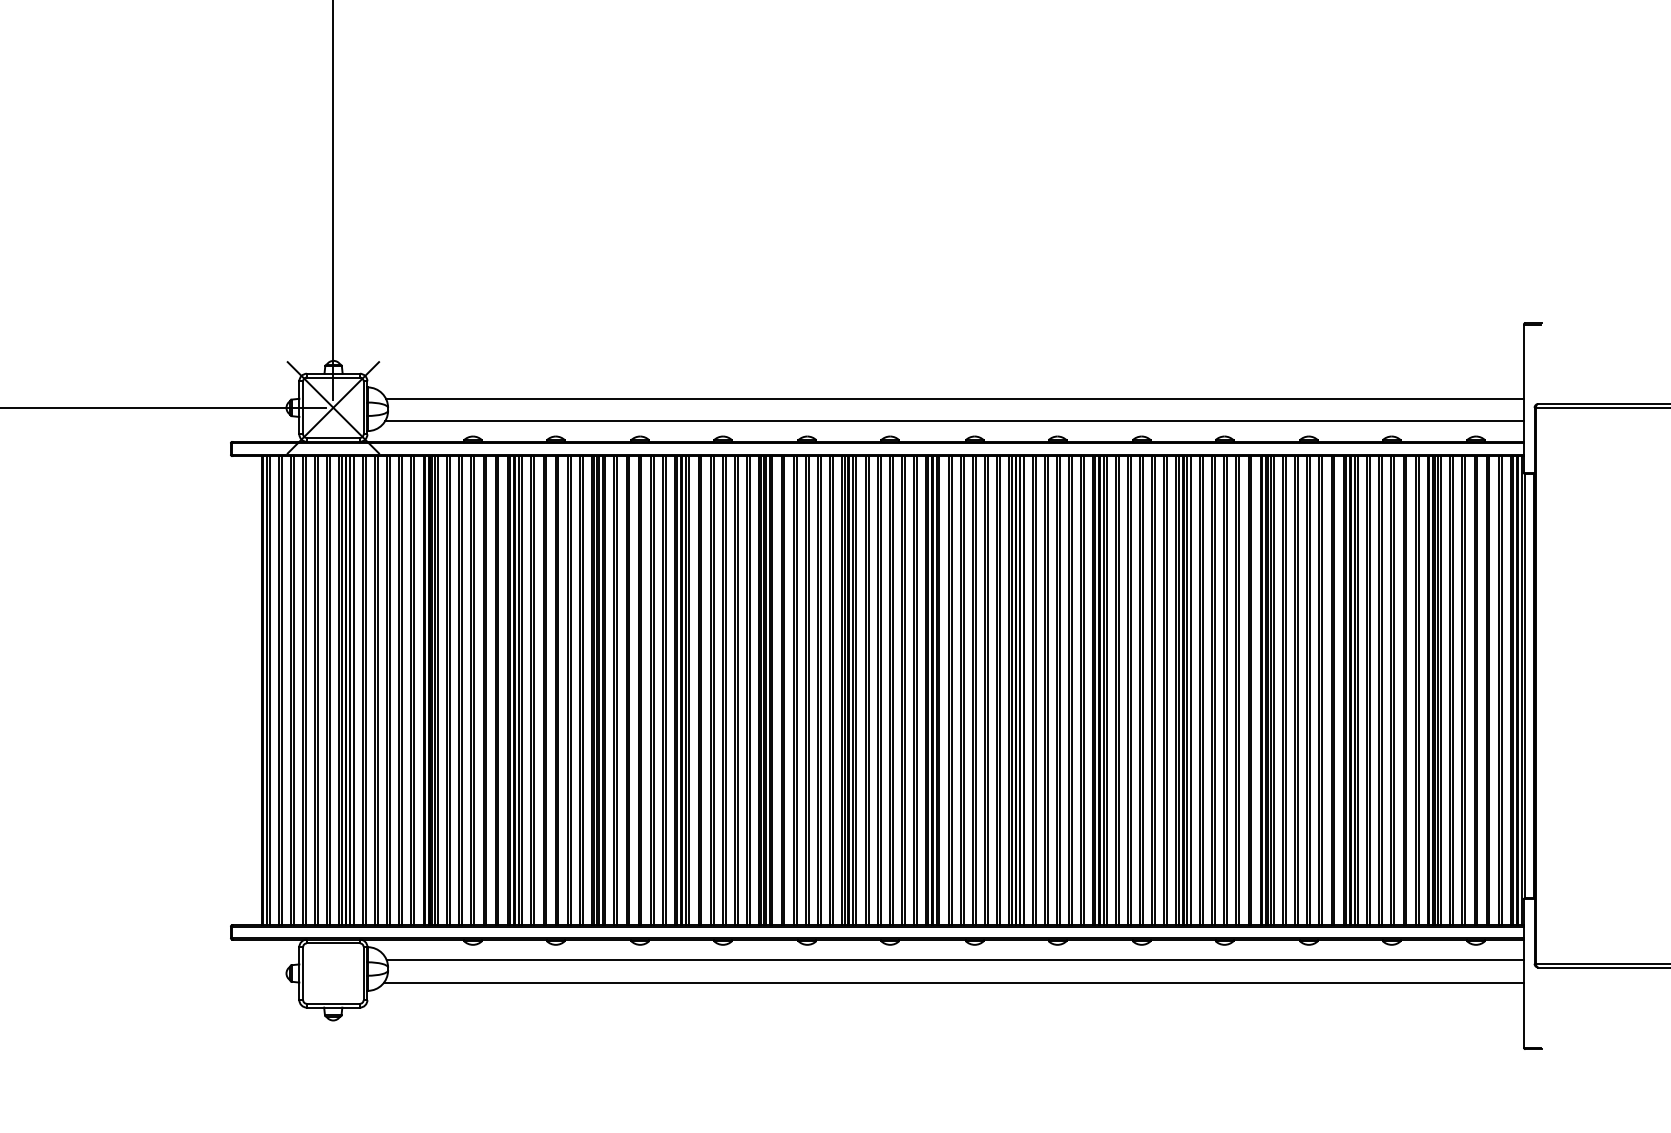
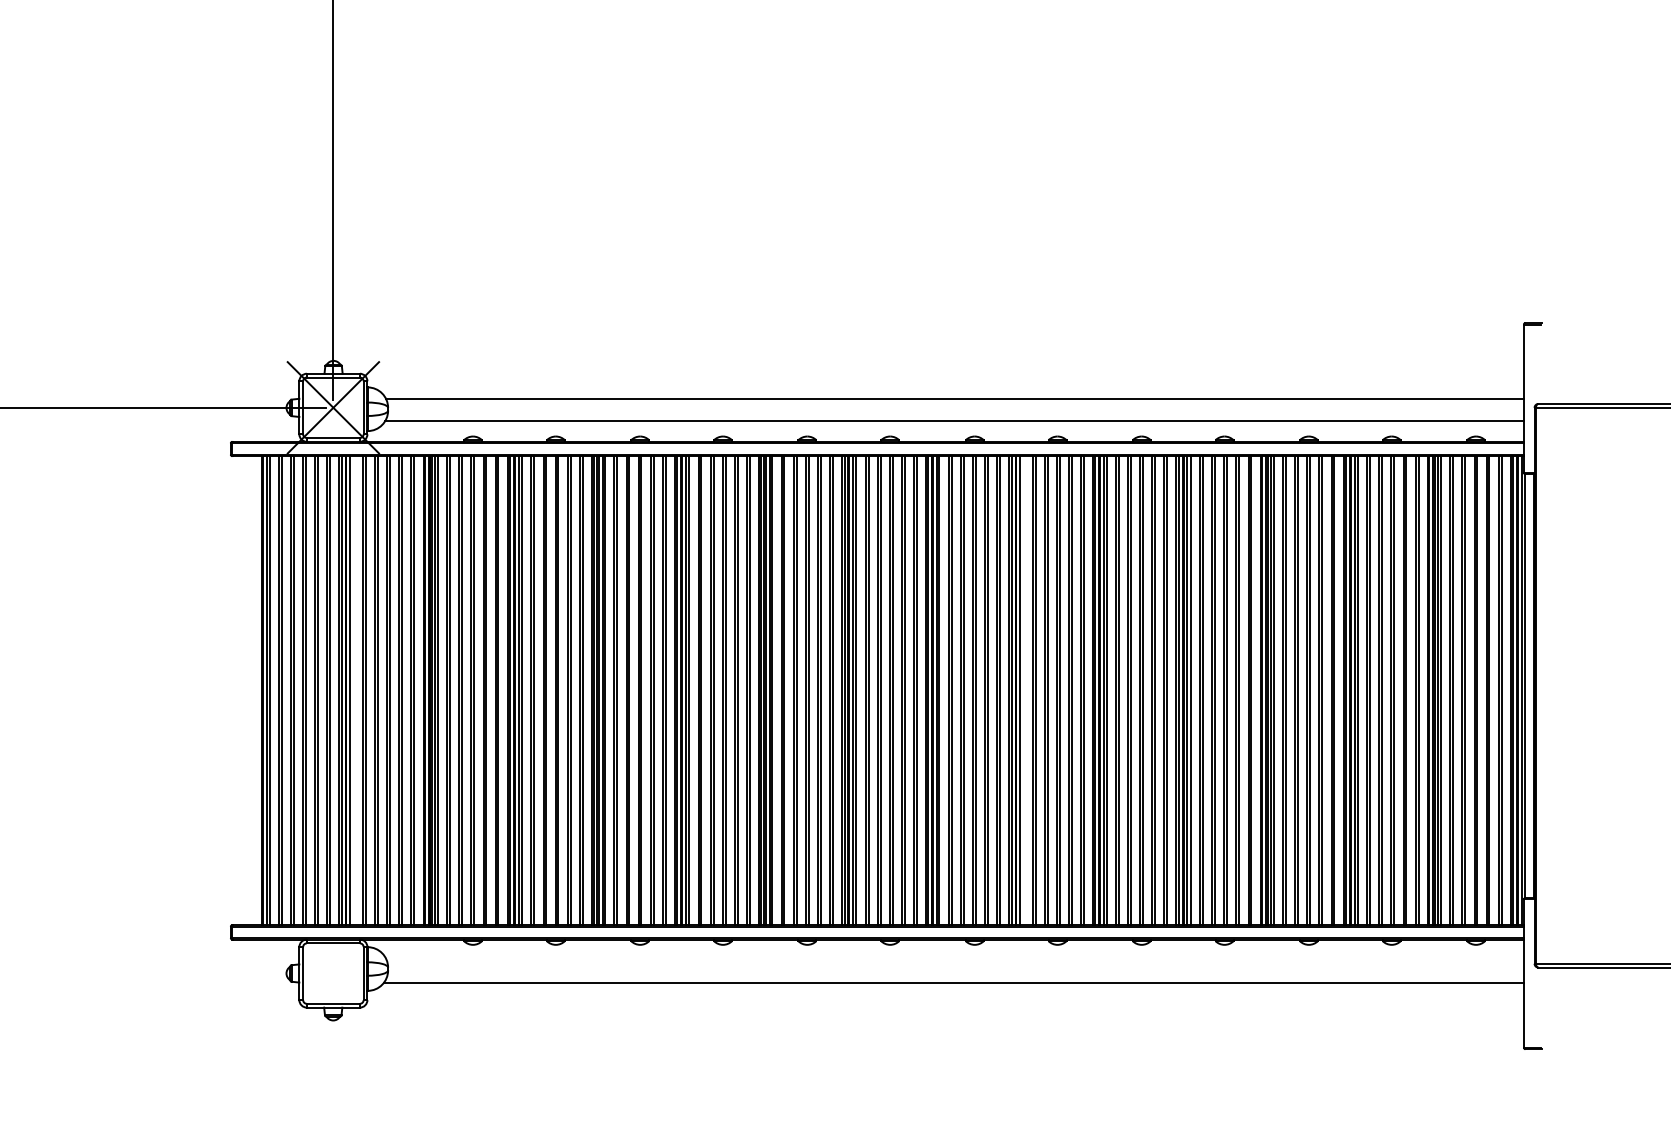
line: present -> none (353, 690)
line: present -> none (1023, 690)
line: present -> none (954, 959)
